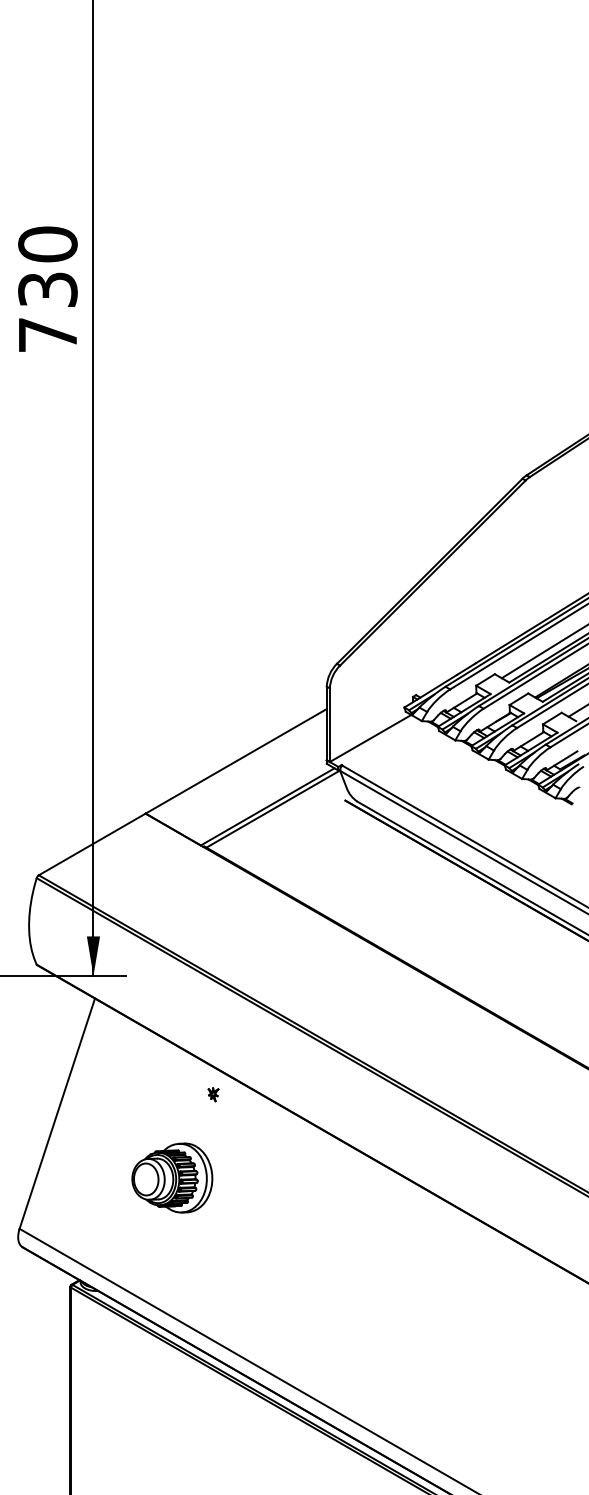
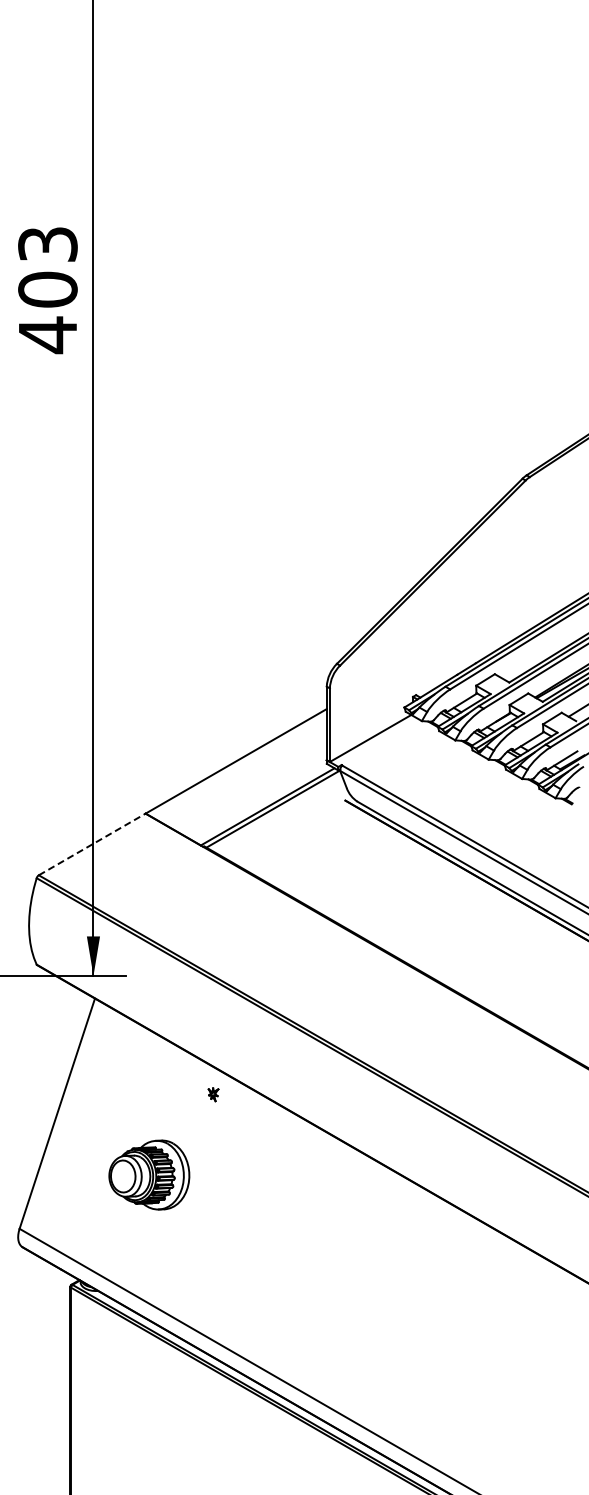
text: 730 -> 403 (47, 290)
line: present -> none (543, 652)
line: solid -> dashed (92, 844)
part position: (172, 1177) -> (149, 1174) (149, 1174)
